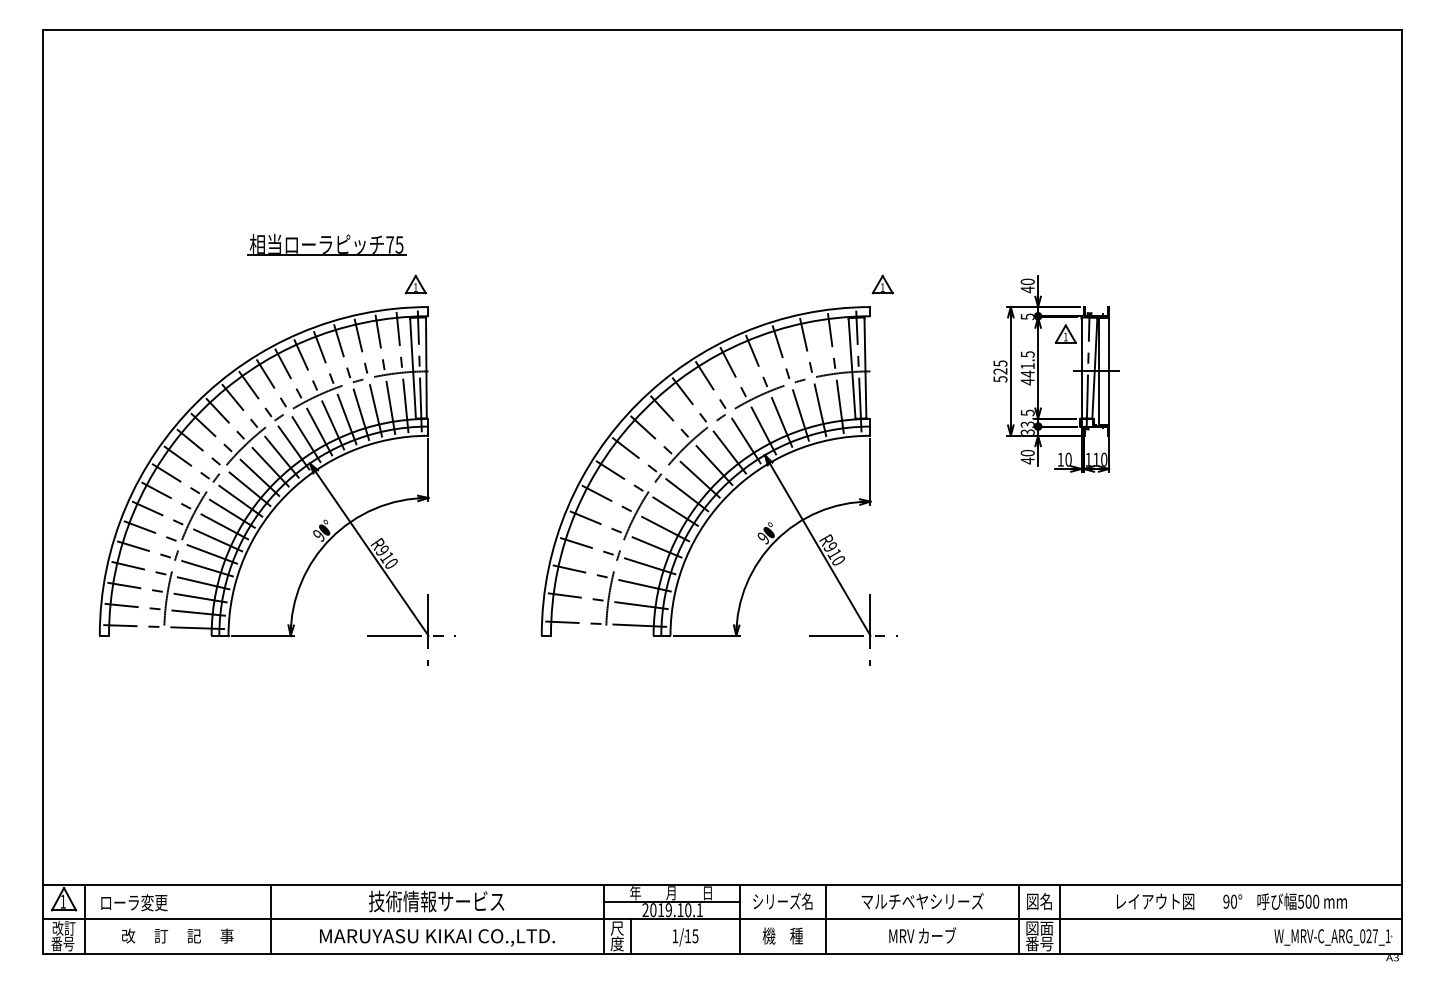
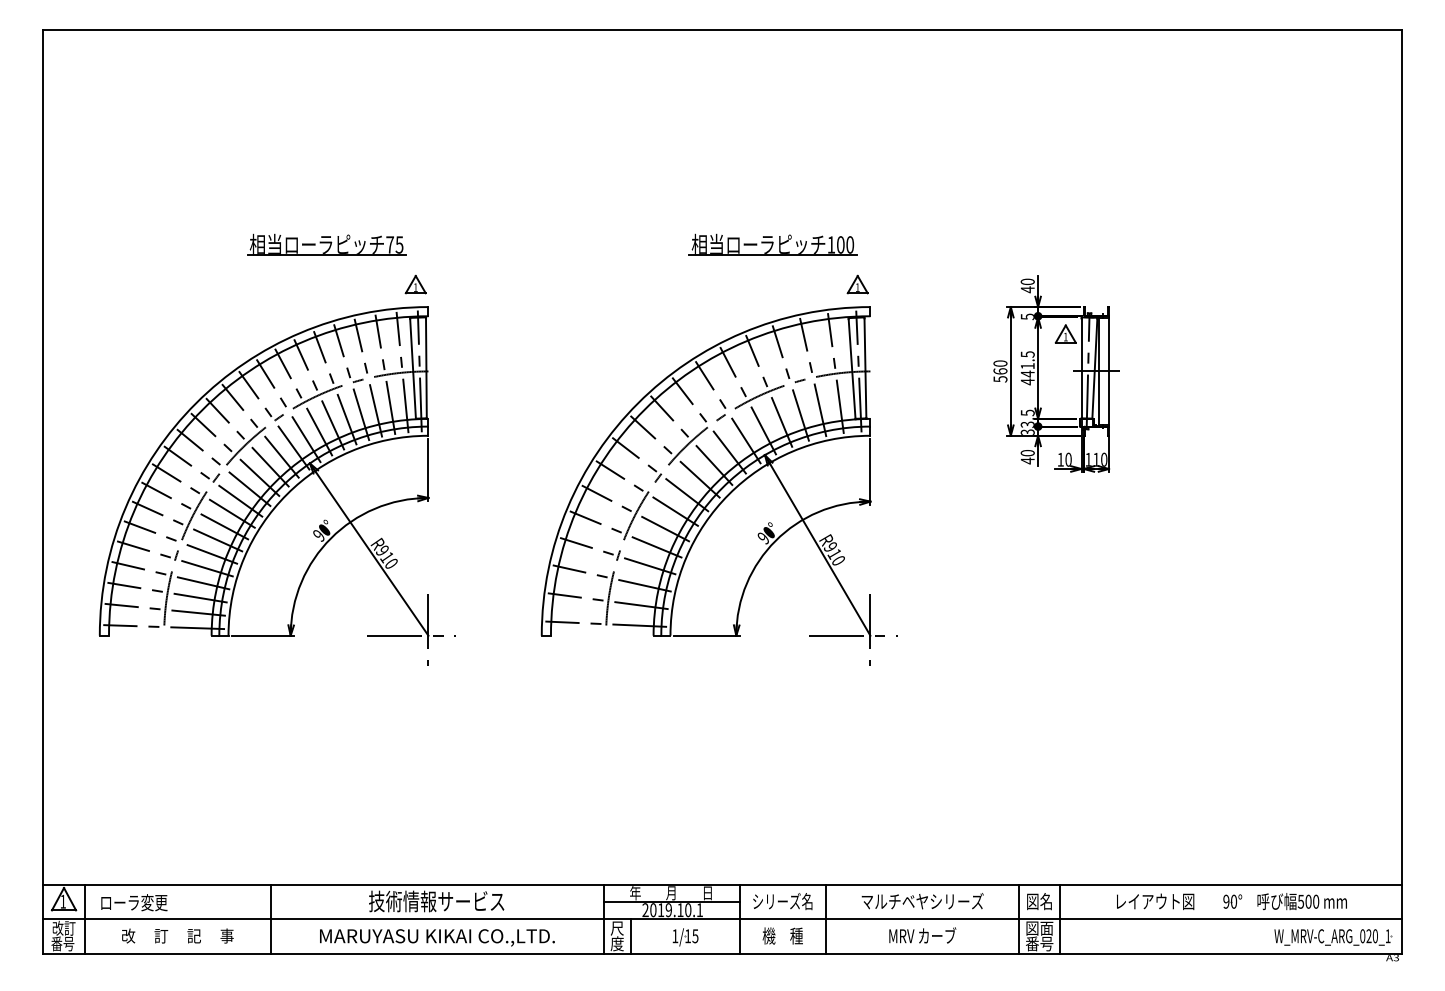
part: none -> present (772, 244)
part position: (882, 284) -> (857, 284) (857, 284)
text: 525 -> 560 (1000, 367)
text: W_MRV-C_ARG_027_1 -> W_MRV-C_ARG_020_1 (1374, 936)
